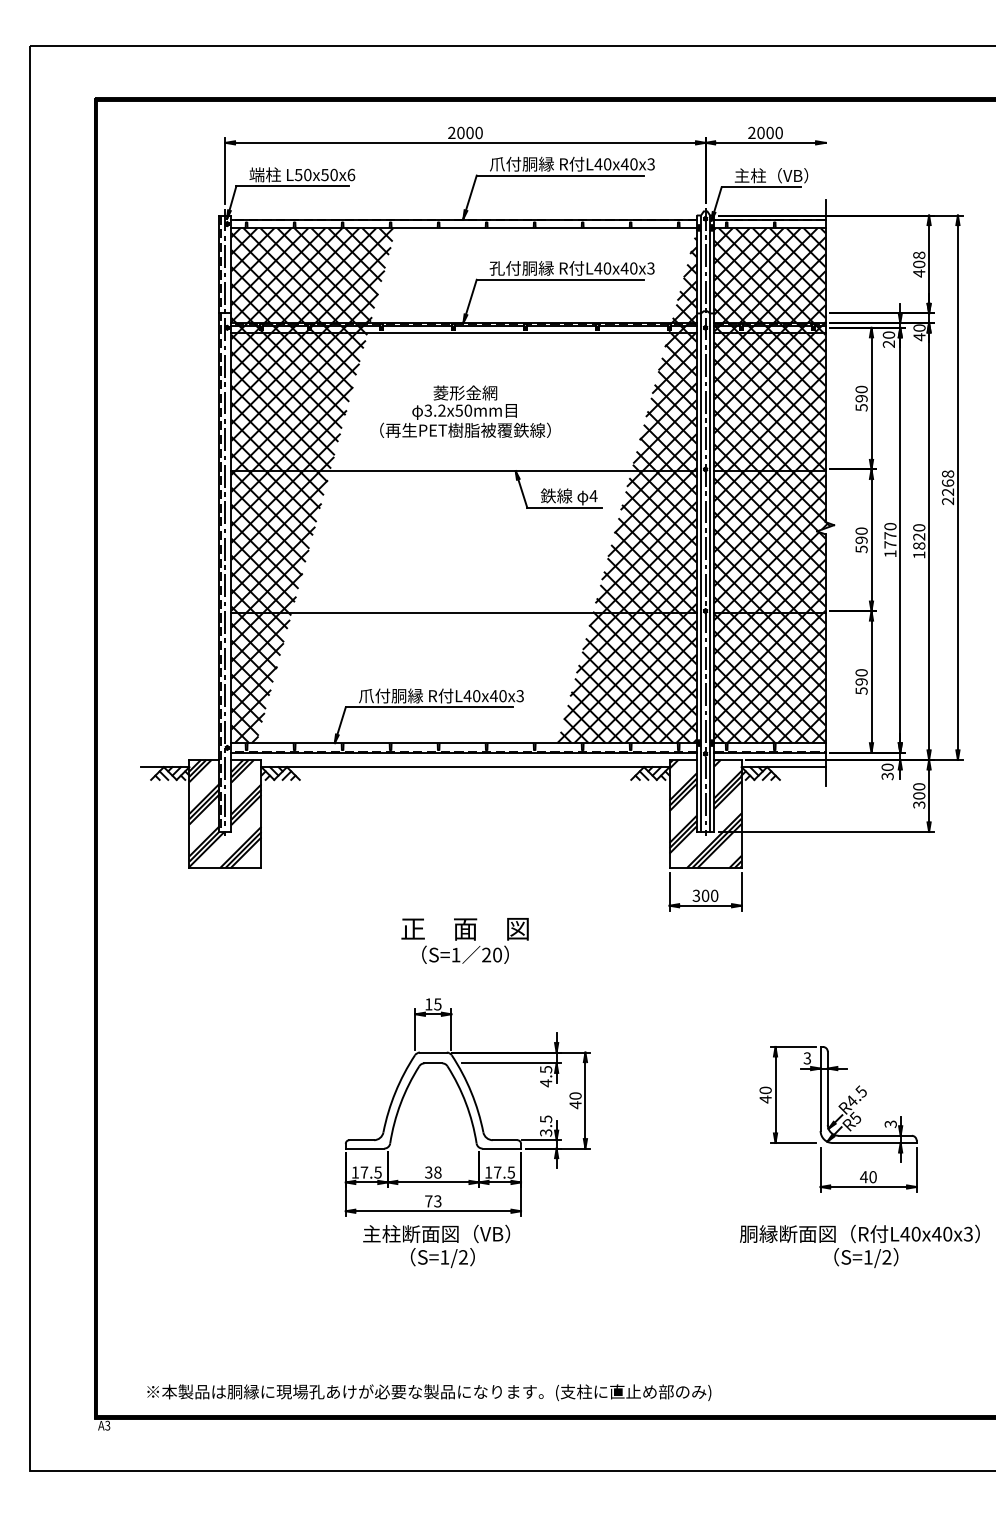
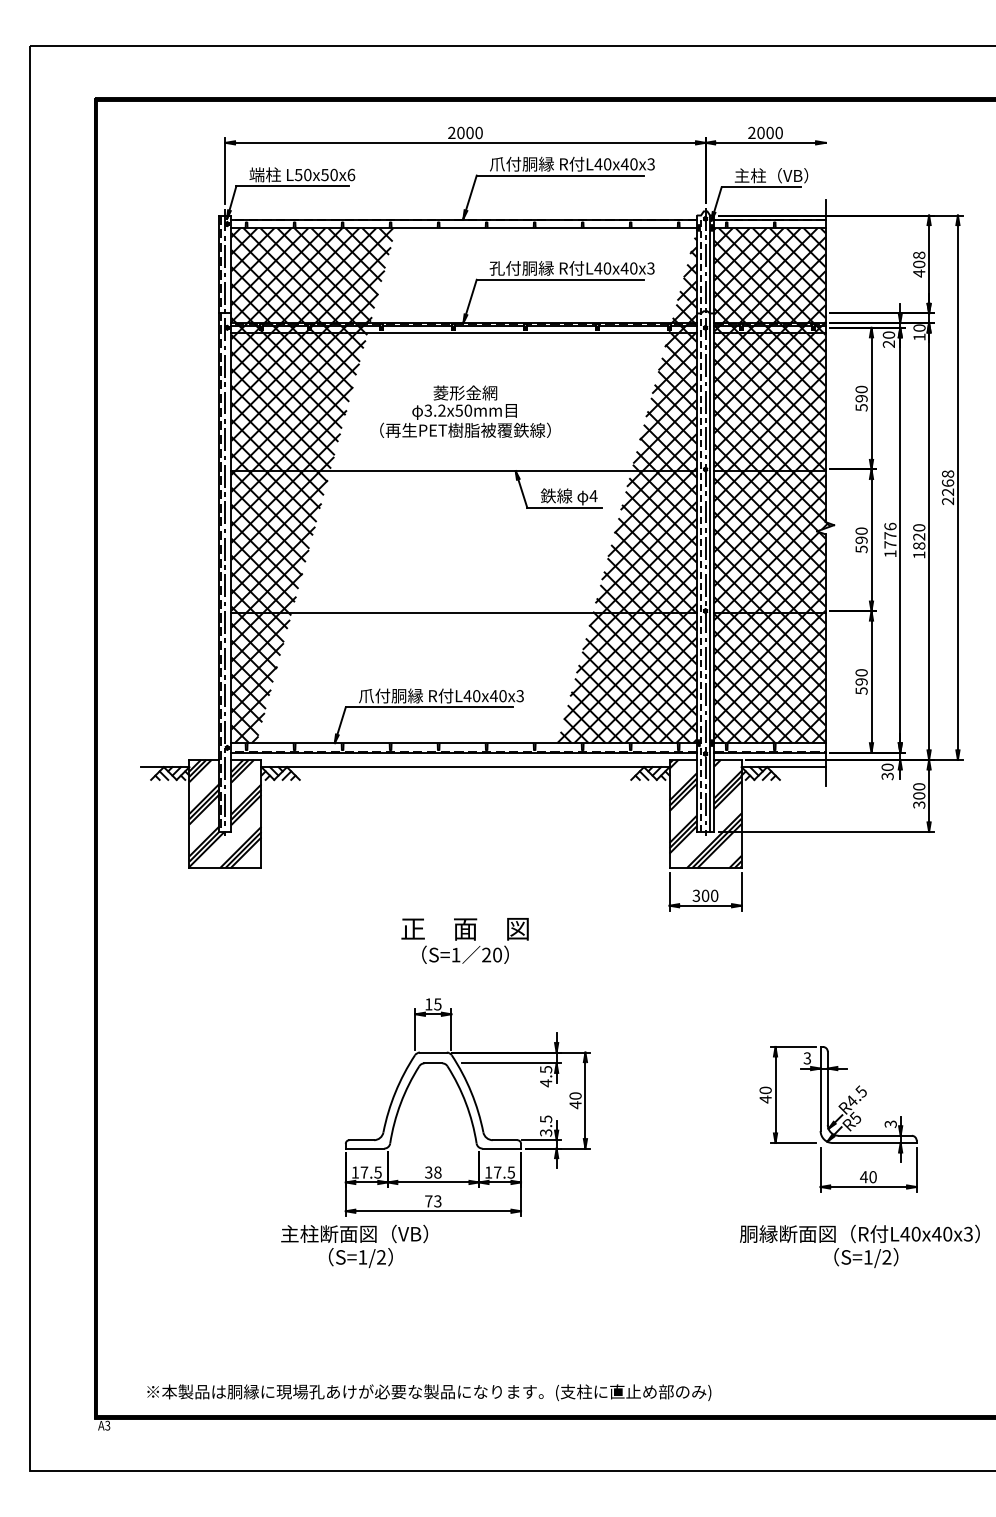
text: 40 -> 10 (919, 337)
line: solid -> dashed (701, 523)
text: 1770 -> 1776 (890, 526)
text position: (436, 1246) -> (354, 1246) (354, 1246)
